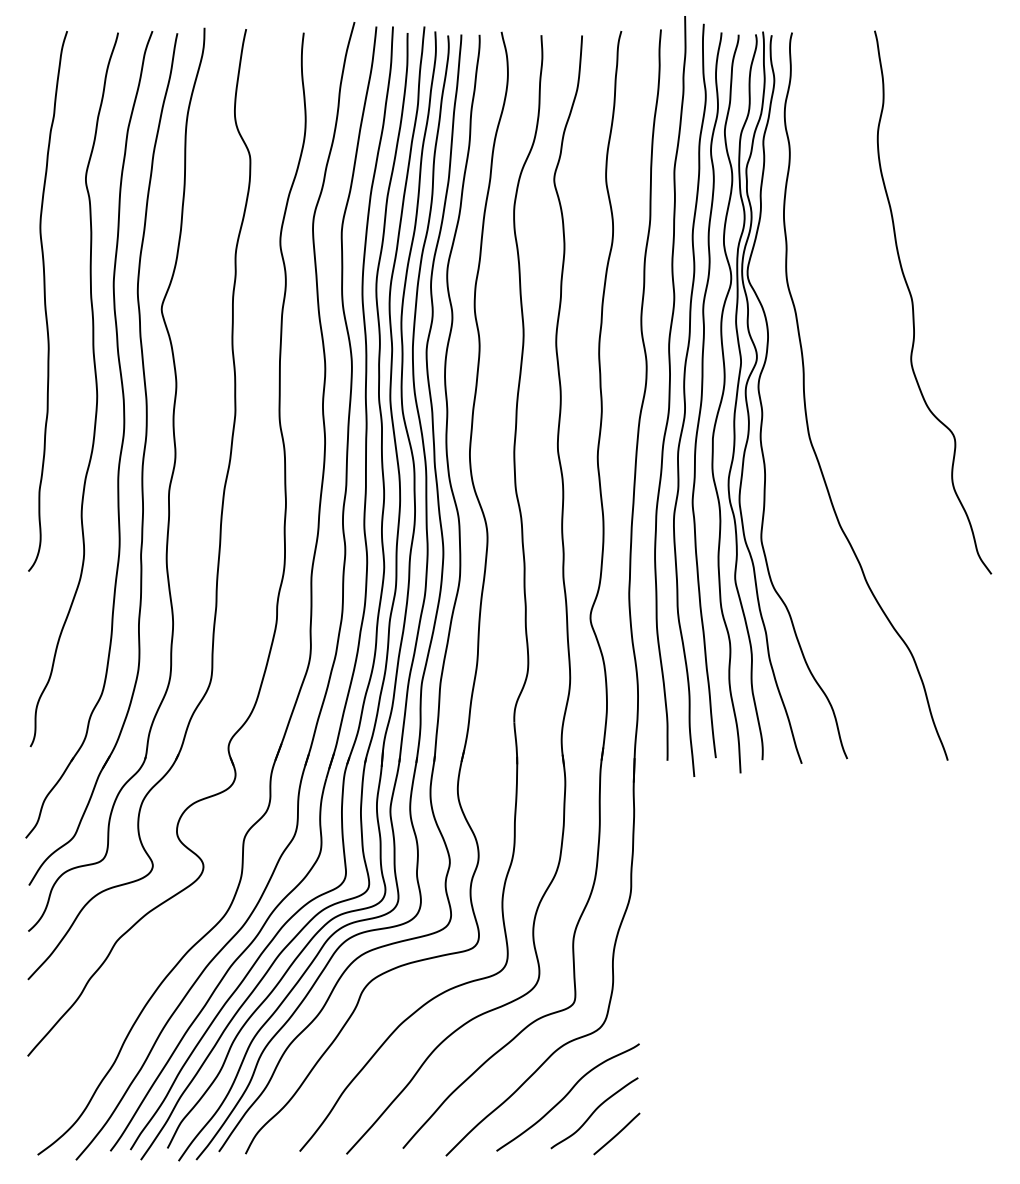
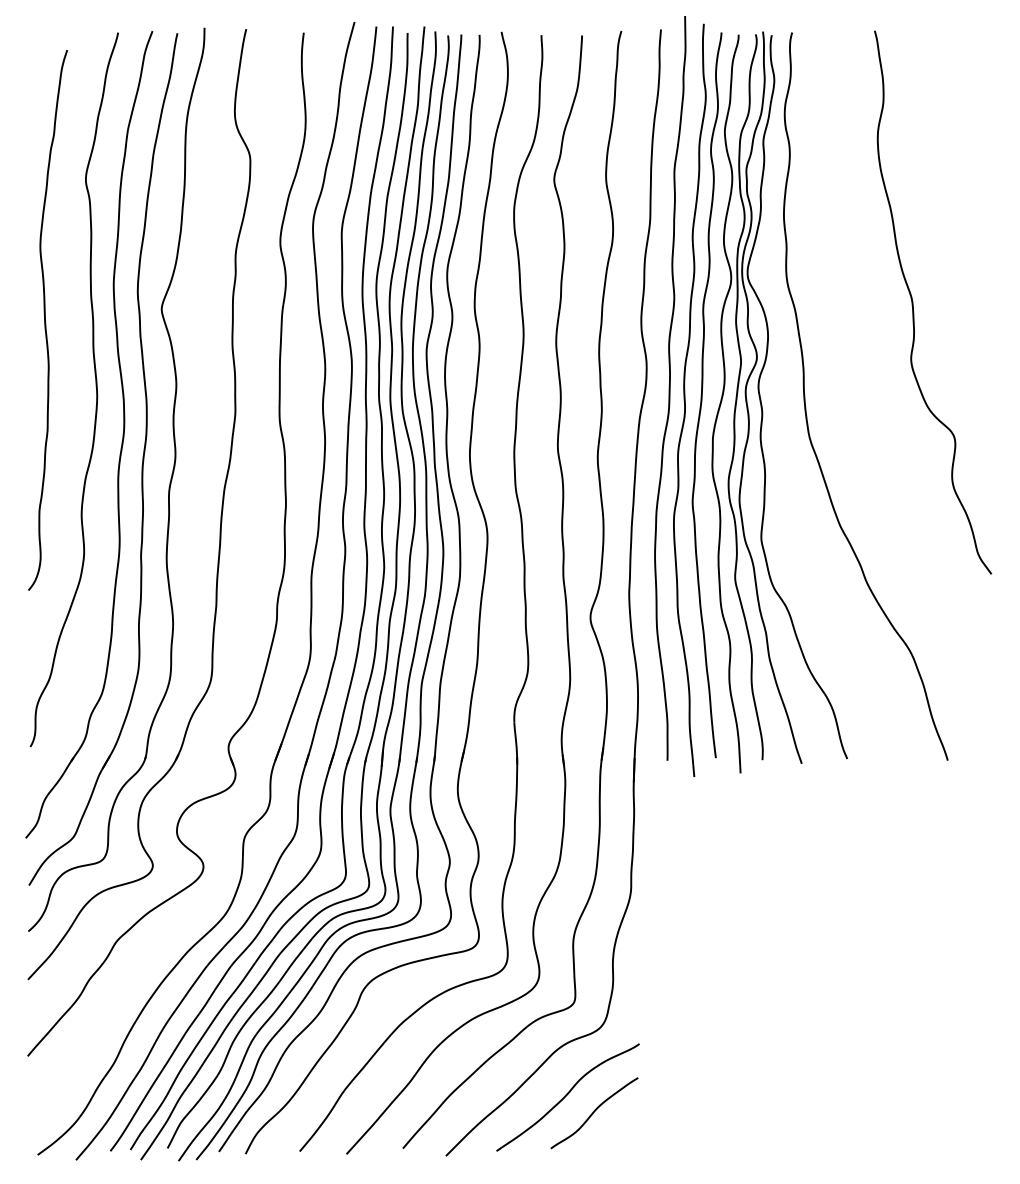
curve position: (45, 301) -> (45, 320) (45, 320)
line: present -> none (616, 1133)
